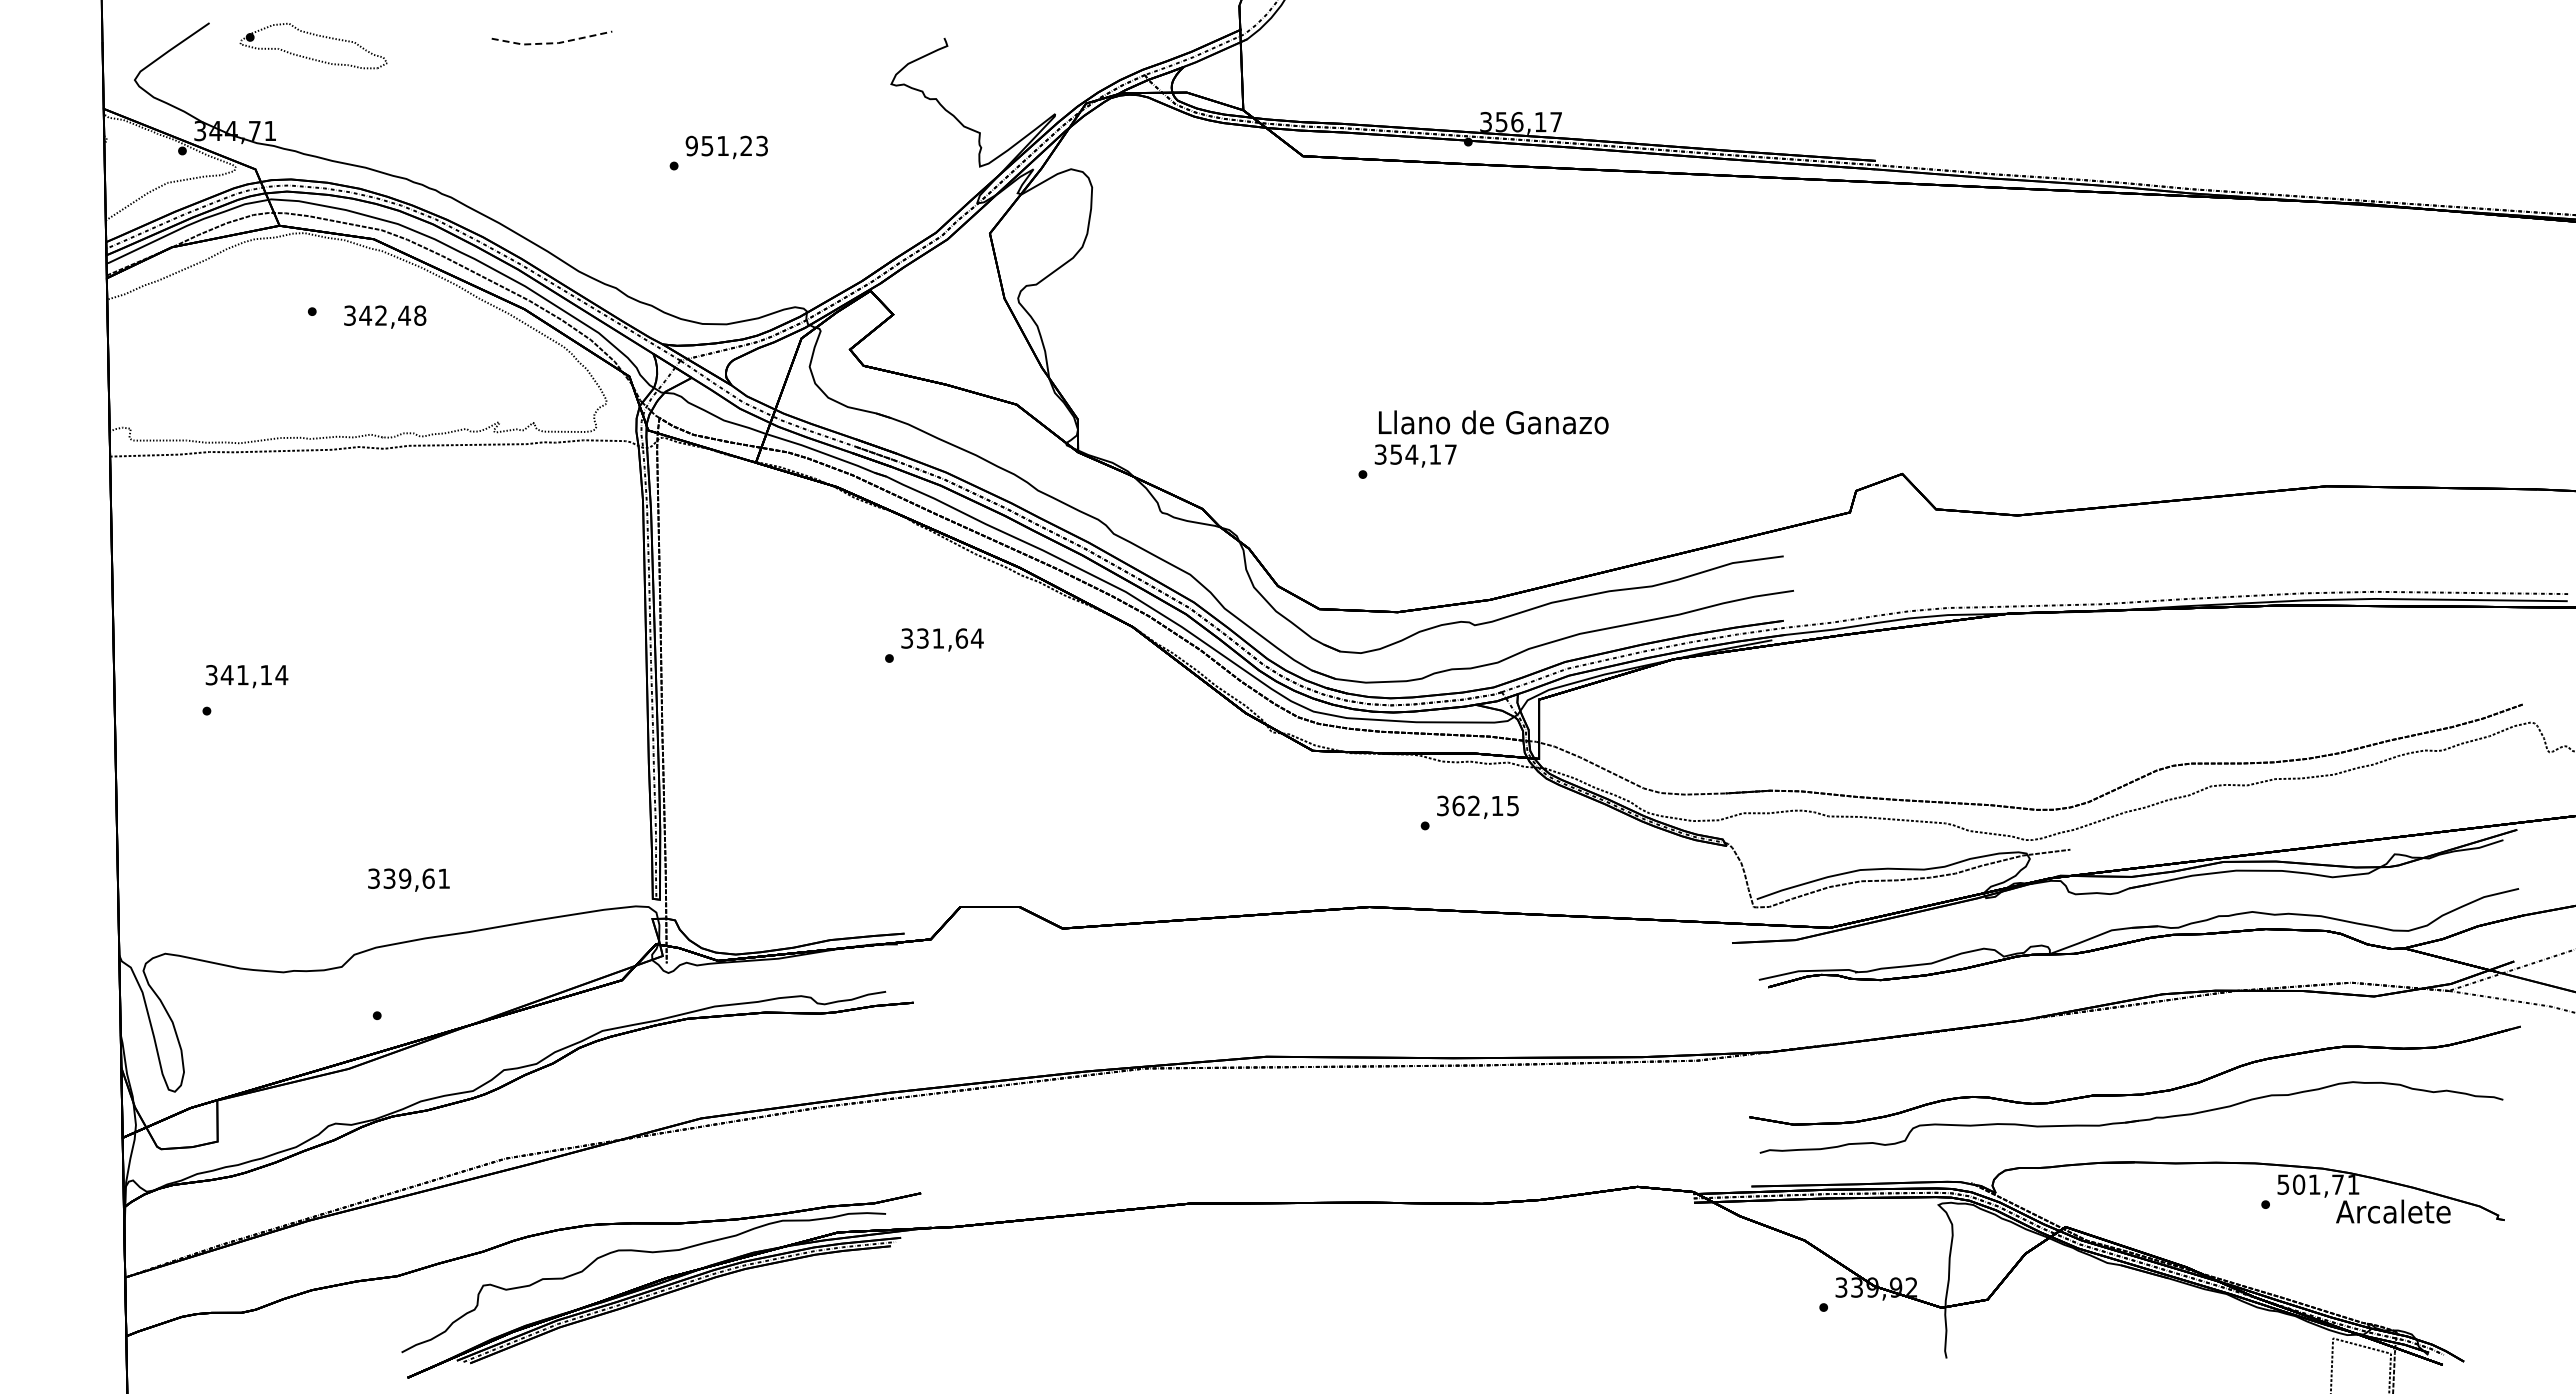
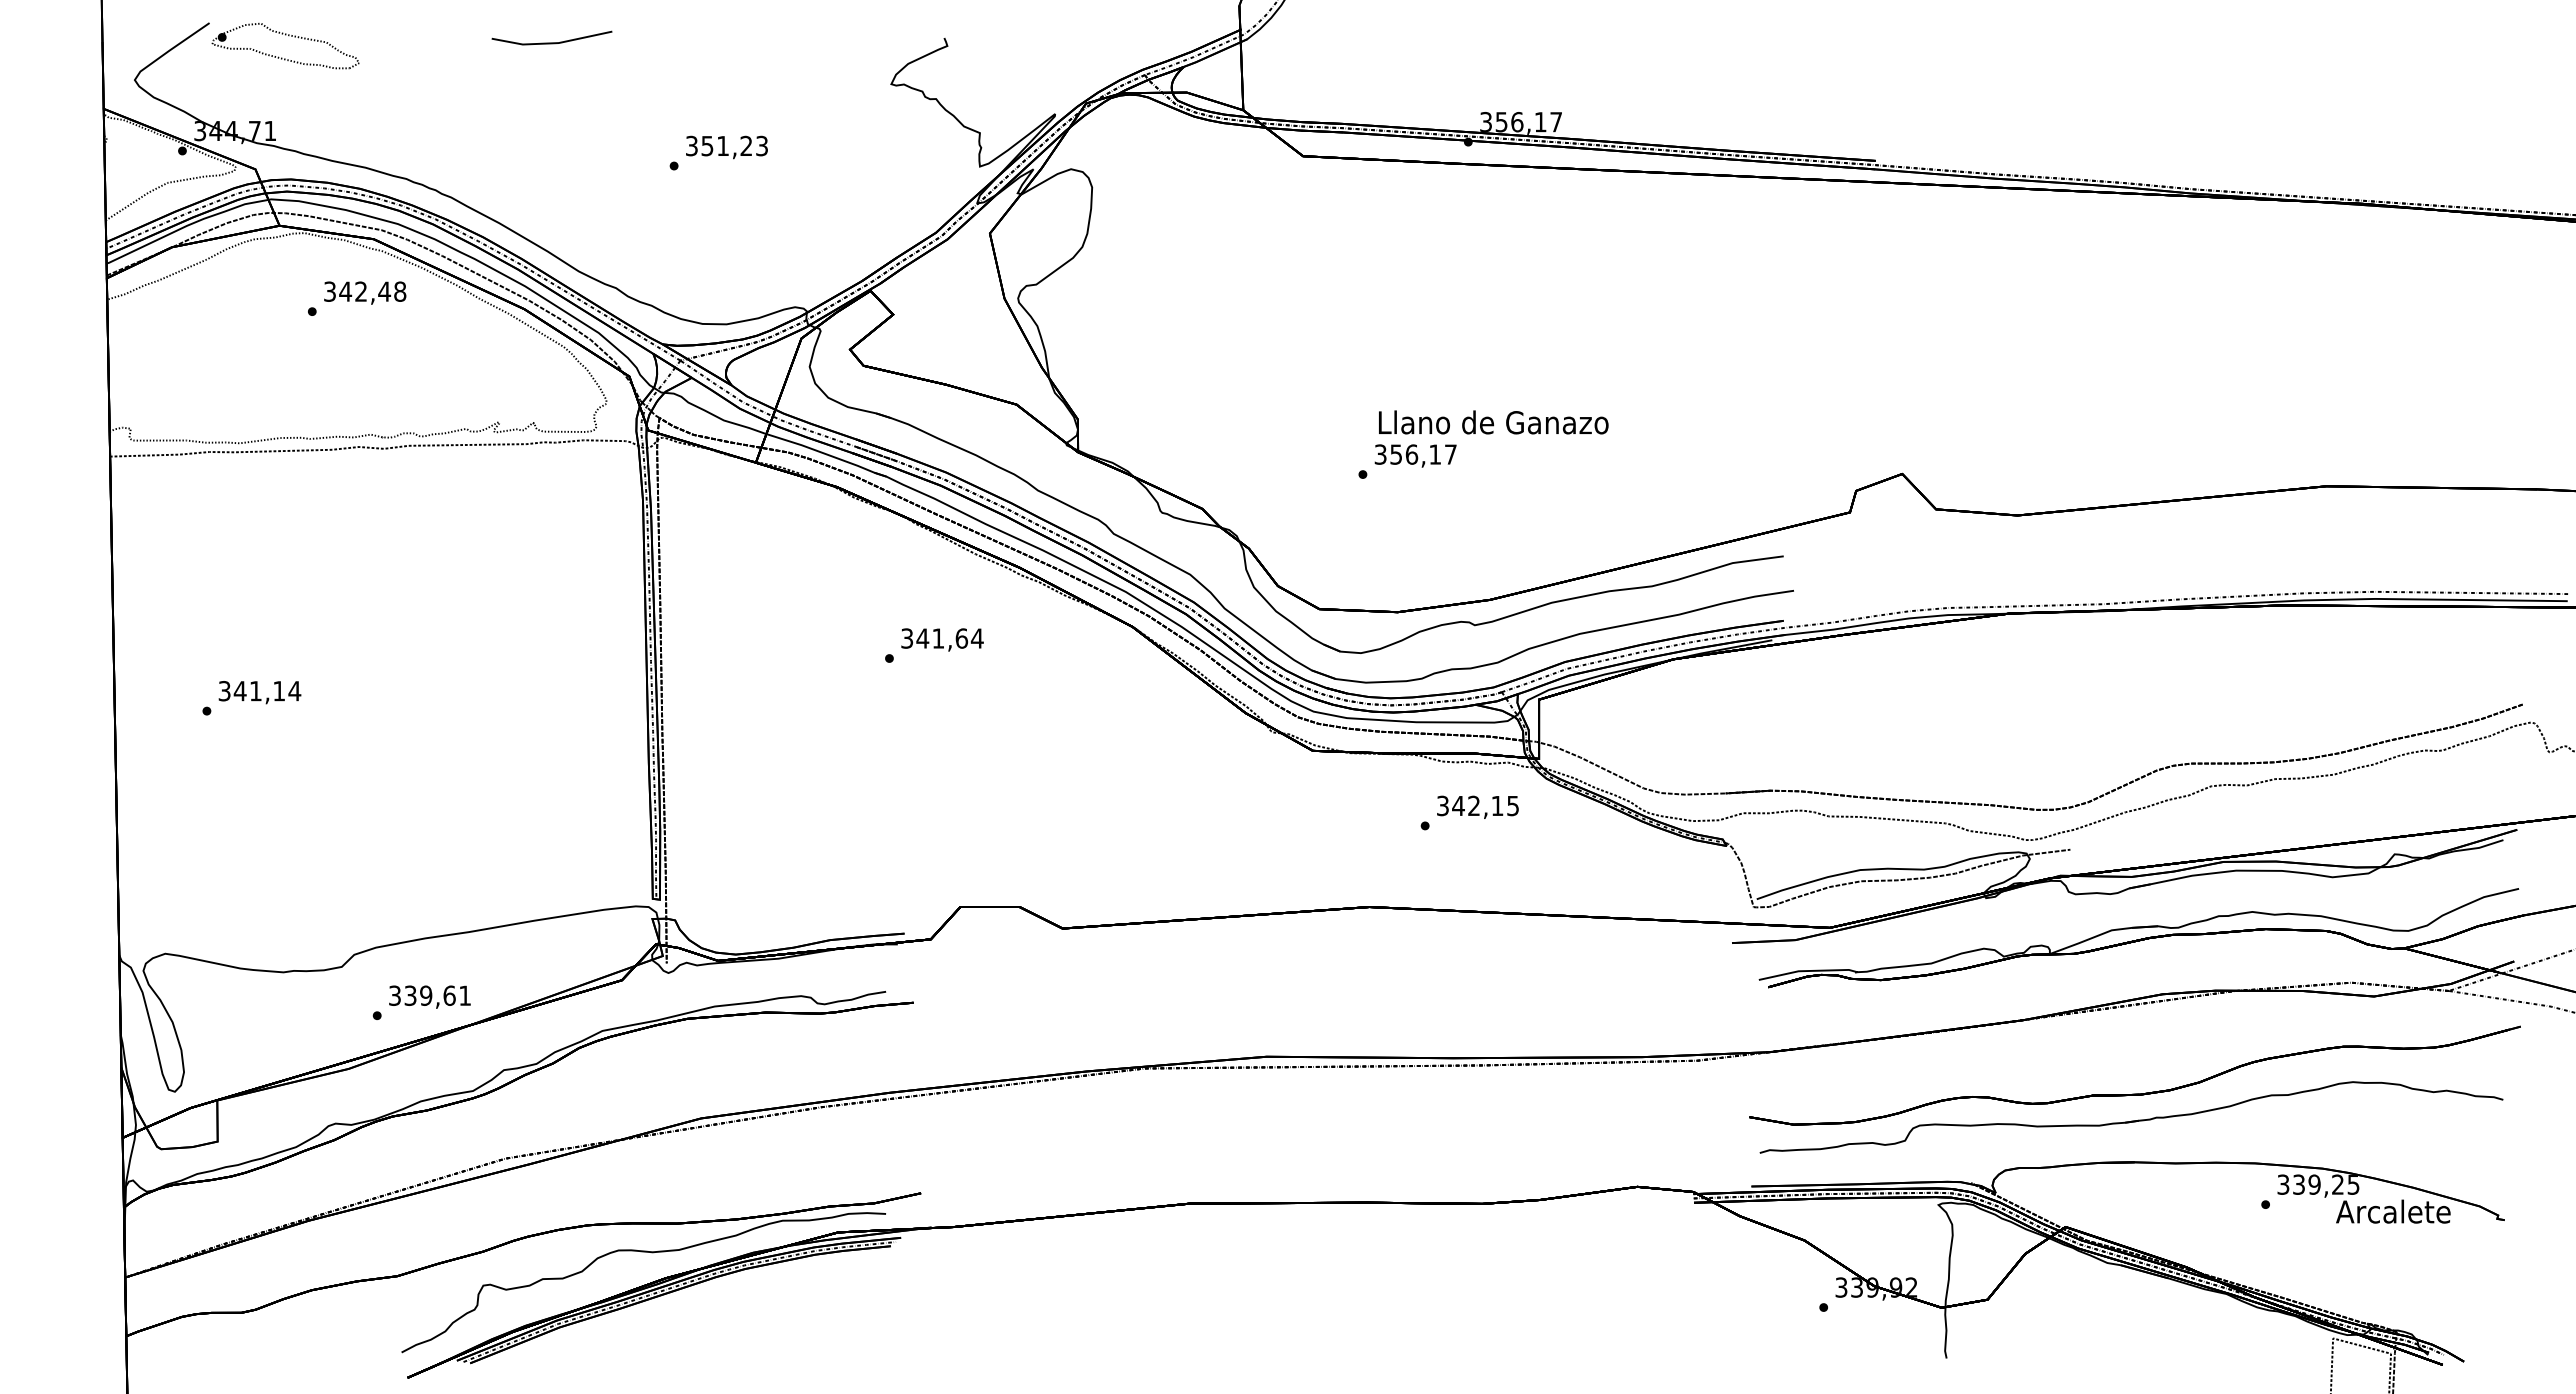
part position: (316, 36) -> (288, 36) (288, 36)
line: dashed -> solid (552, 43)
text: 951,23 -> 351,23 (691, 146)
text position: (385, 316) -> (365, 292) (365, 292)
text: 354,17 -> 356,17 (1411, 454)
text: 331,64 -> 341,64 (922, 638)
text position: (246, 676) -> (259, 692) (259, 692)
text: 362,15 -> 342,15 (1458, 805)
text position: (408, 879) -> (429, 996) (429, 996)
text: 501,71 -> 339,25 (2318, 1184)
